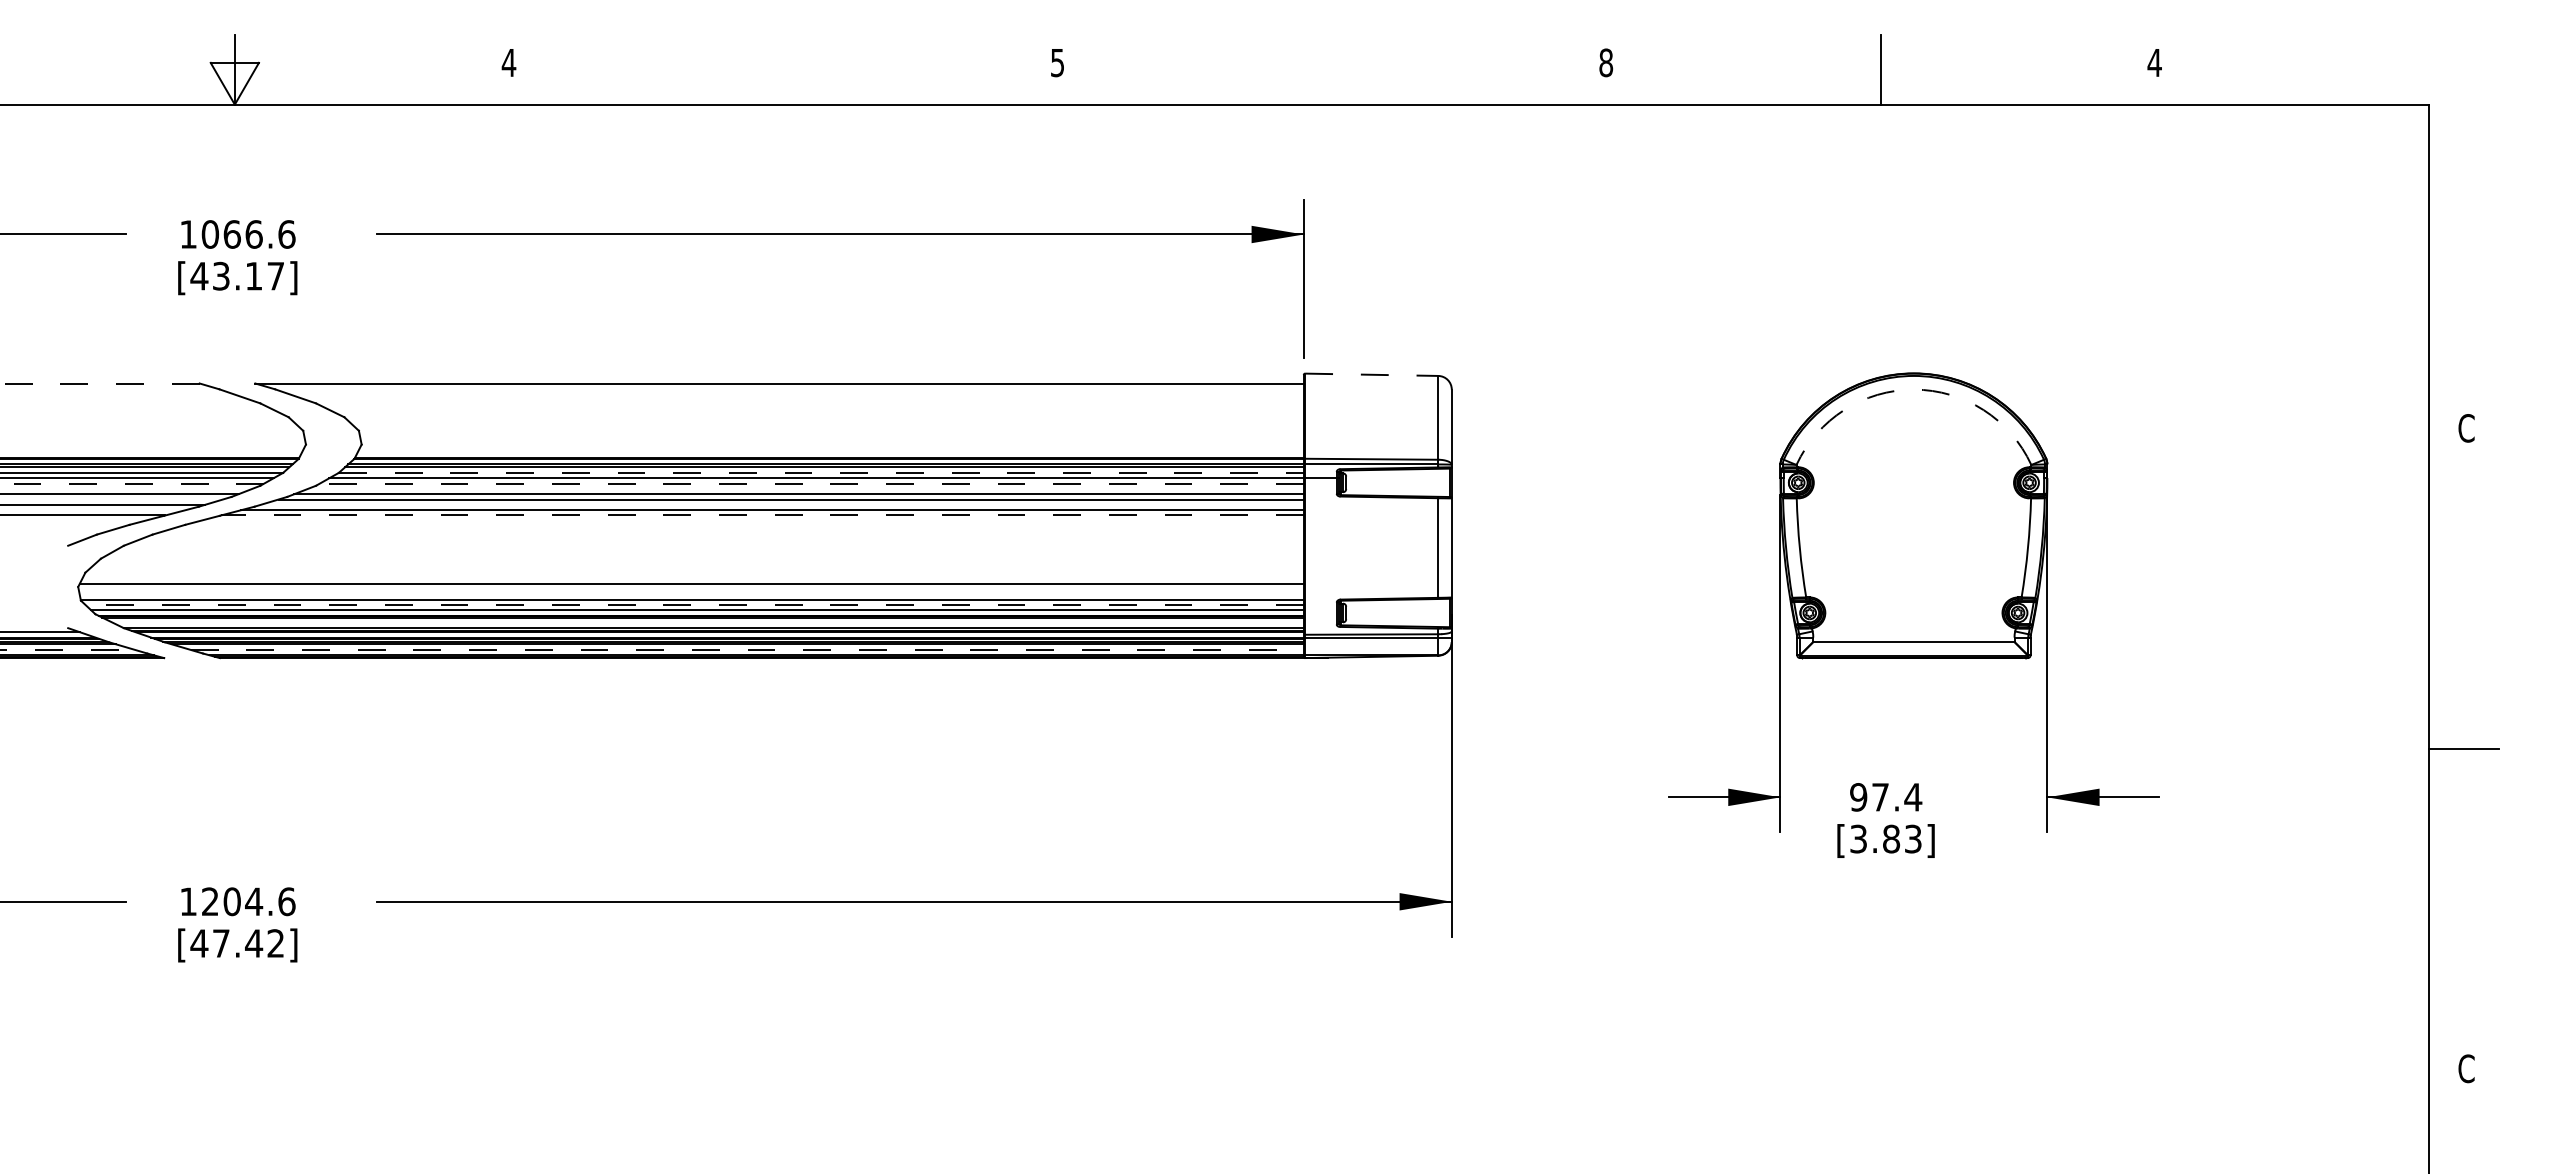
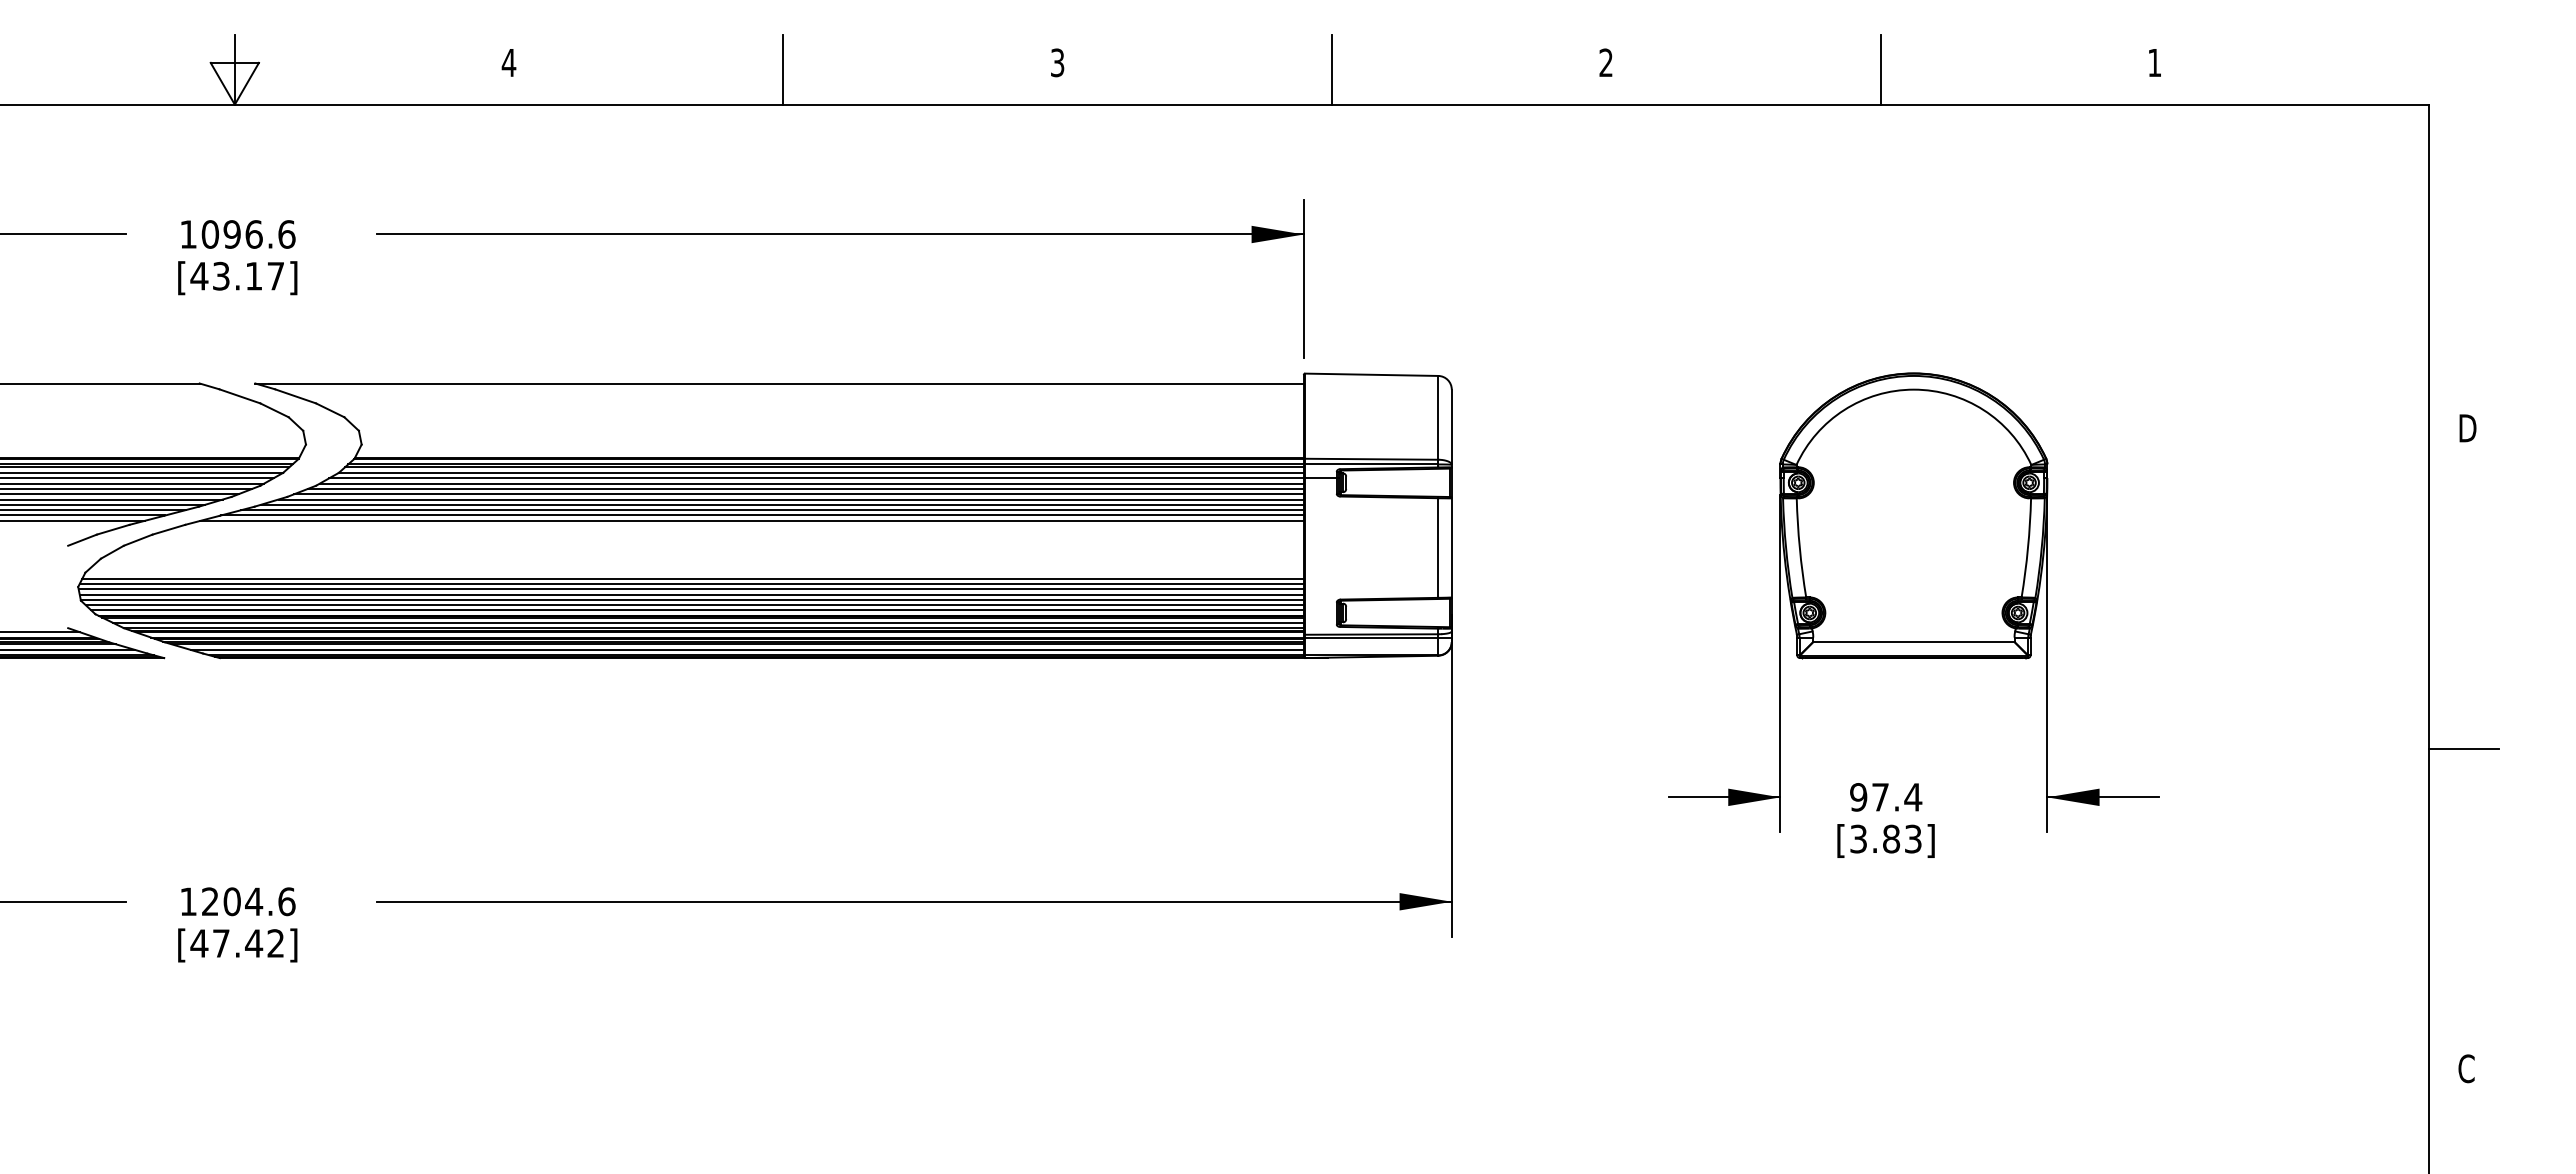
text: 5 -> 3 (1057, 62)
text: 8 -> 2 (1606, 62)
text: 4 -> 1 (2154, 62)
line: none -> present (783, 69)
line: none -> present (1331, 69)
text: 1066.6 -> 1096.6 (231, 234)
line: dashed -> solid (1371, 374)
line: dashed -> solid (99, 383)
arc: dashed -> solid (1913, 389)
text: C -> D (2467, 428)
line: dashed -> solid (821, 472)
line: dashed -> solid (132, 483)
line: dashed -> solid (811, 483)
line: none -> present (127, 488)
line: none -> present (805, 488)
line: none -> present (112, 499)
line: none -> present (781, 504)
line: none -> present (93, 510)
line: dashed -> solid (761, 515)
line: none -> present (73, 520)
line: none -> present (751, 520)
line: none -> present (692, 578)
line: none -> present (690, 589)
line: none -> present (691, 594)
line: dashed -> solid (694, 605)
line: none -> present (707, 622)
line: dashed -> solid (68, 649)
line: dashed -> solid (747, 649)
